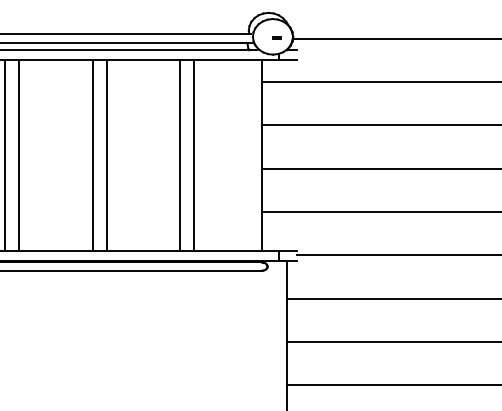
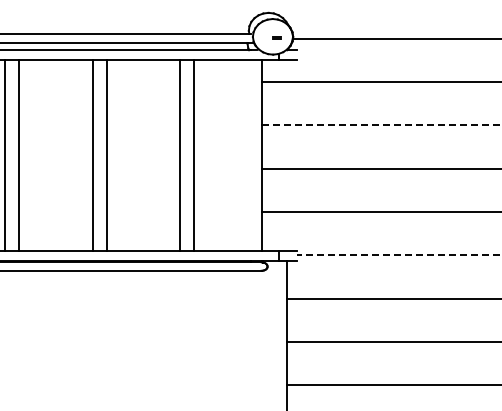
line: solid -> dashed (382, 125)
line: solid -> dashed (398, 255)
